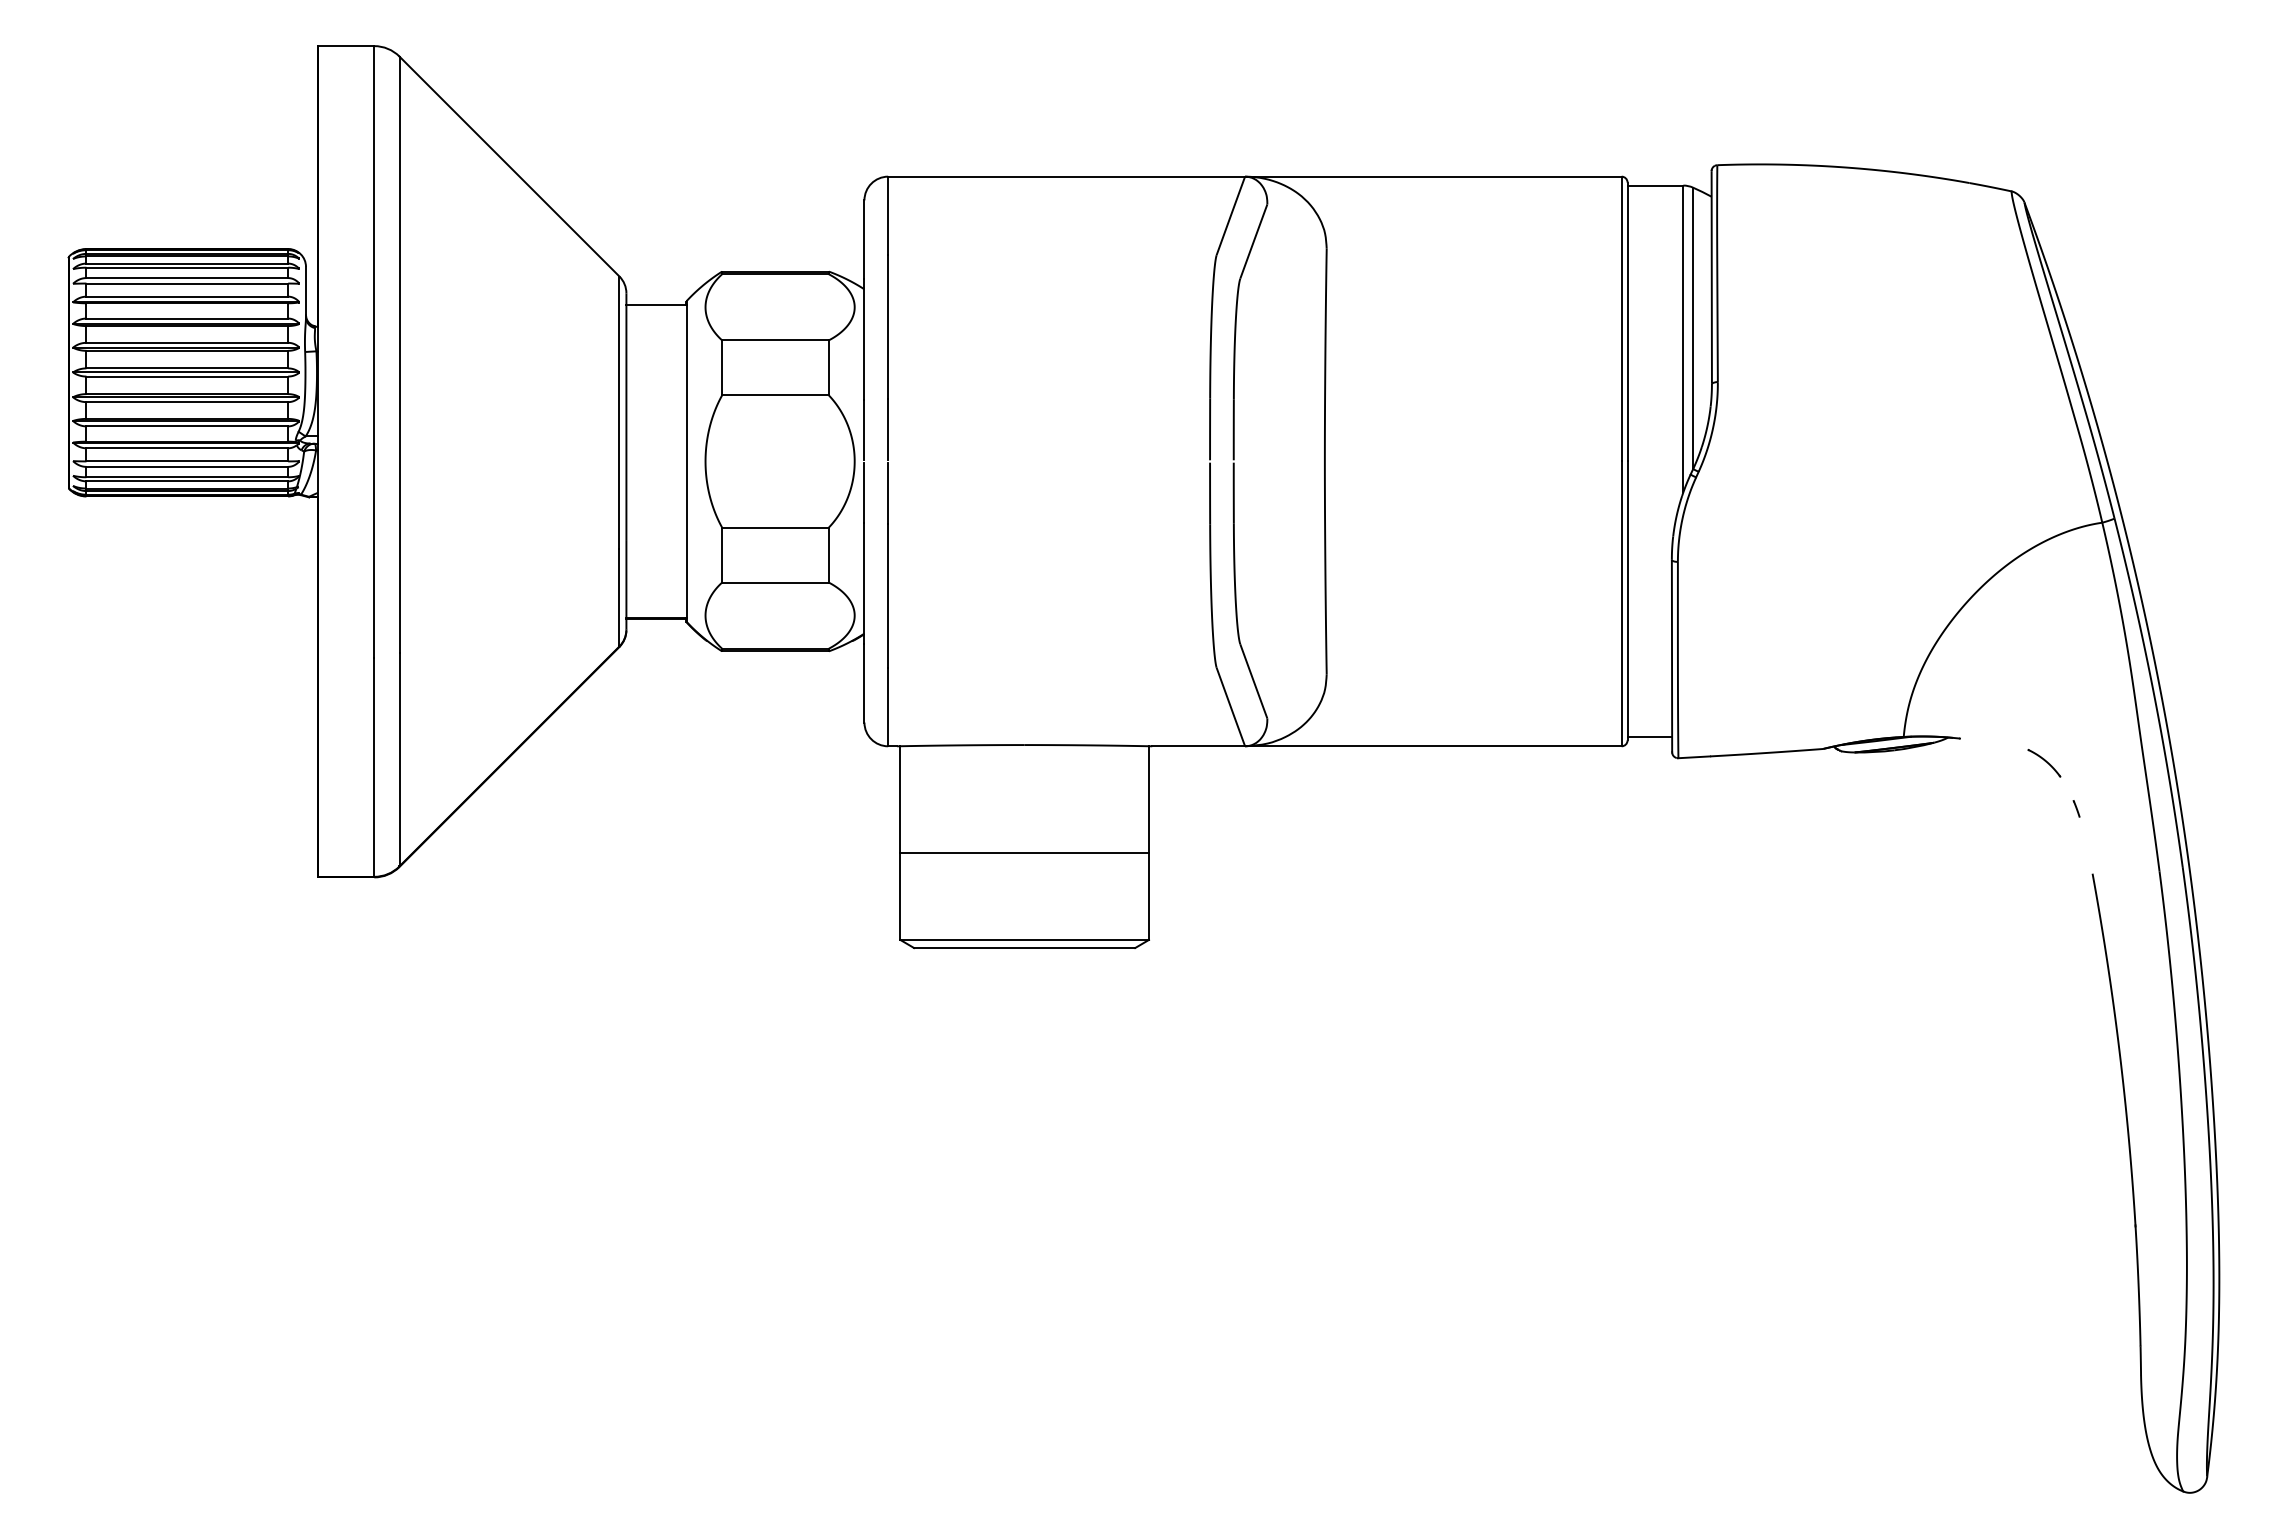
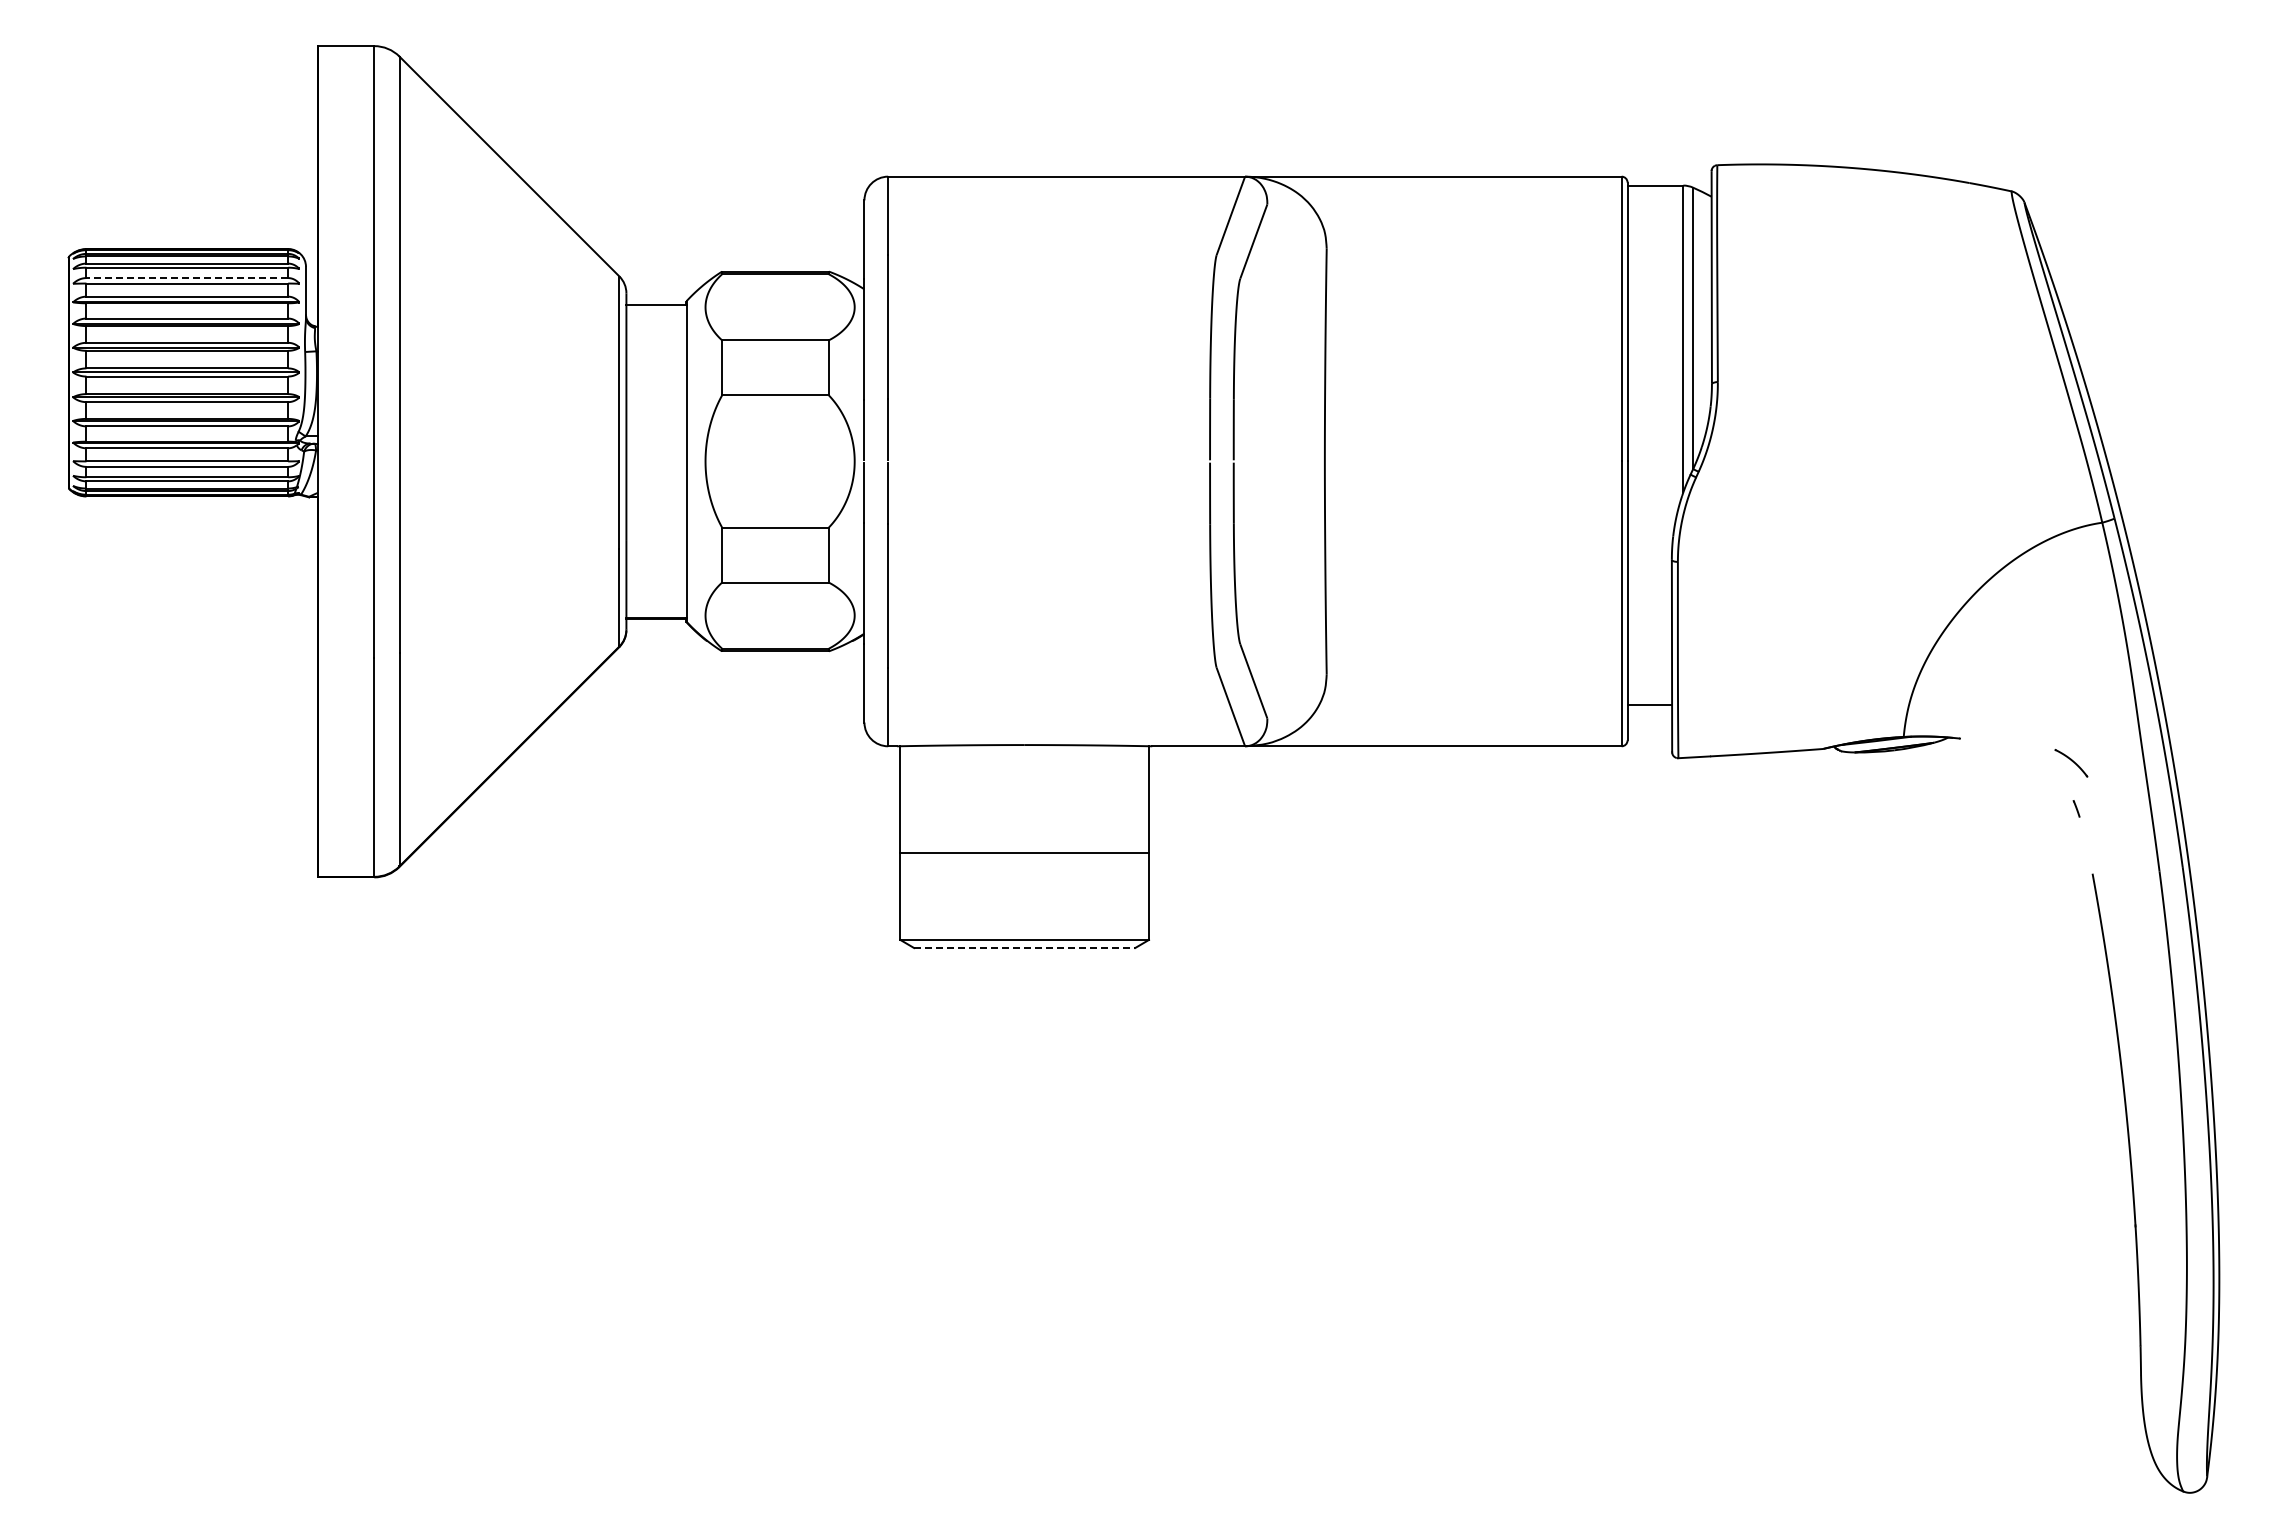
line: solid -> dashed (187, 278)
line position: (1649, 737) -> (1649, 705) (1649, 705)
part position: (2044, 763) -> (2071, 763) (2071, 763)
line: solid -> dashed (1024, 948)
